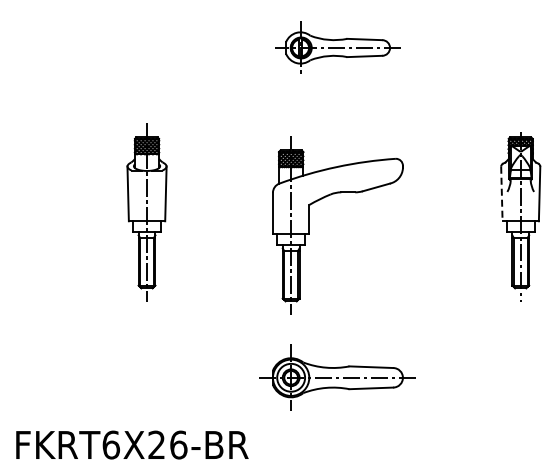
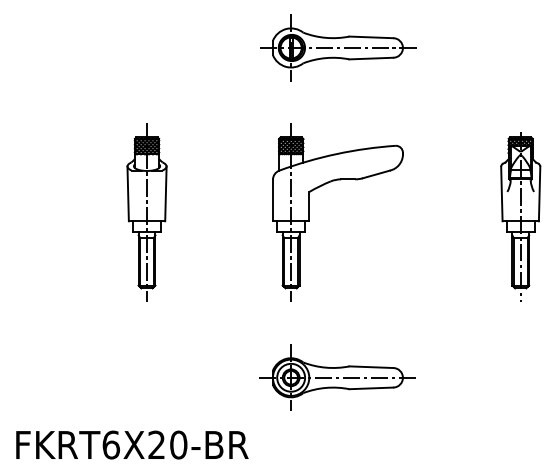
part size: 126x53 px -> 157x68 px (338, 47)
line: dashed -> solid (501, 194)
part position: (309, 225) -> (309, 212) (309, 212)
text: FKRT6X26-BR -> FKRT6X20-BR (178, 444)
